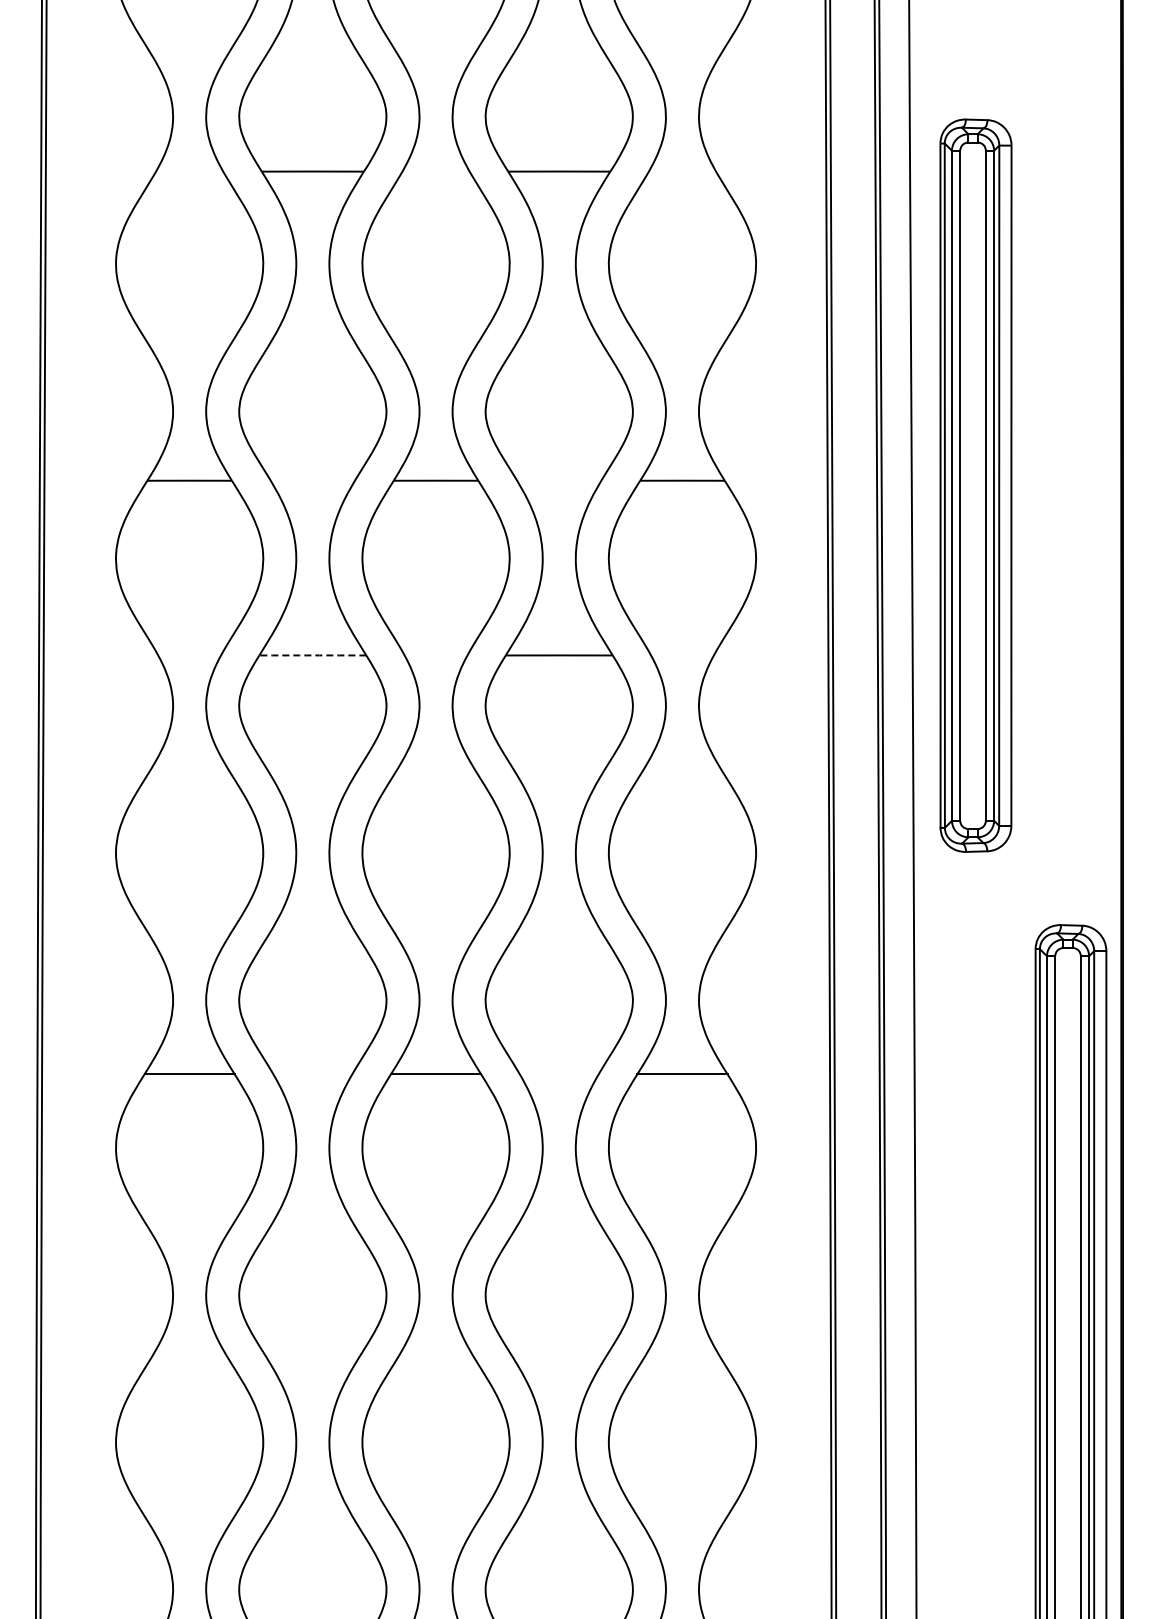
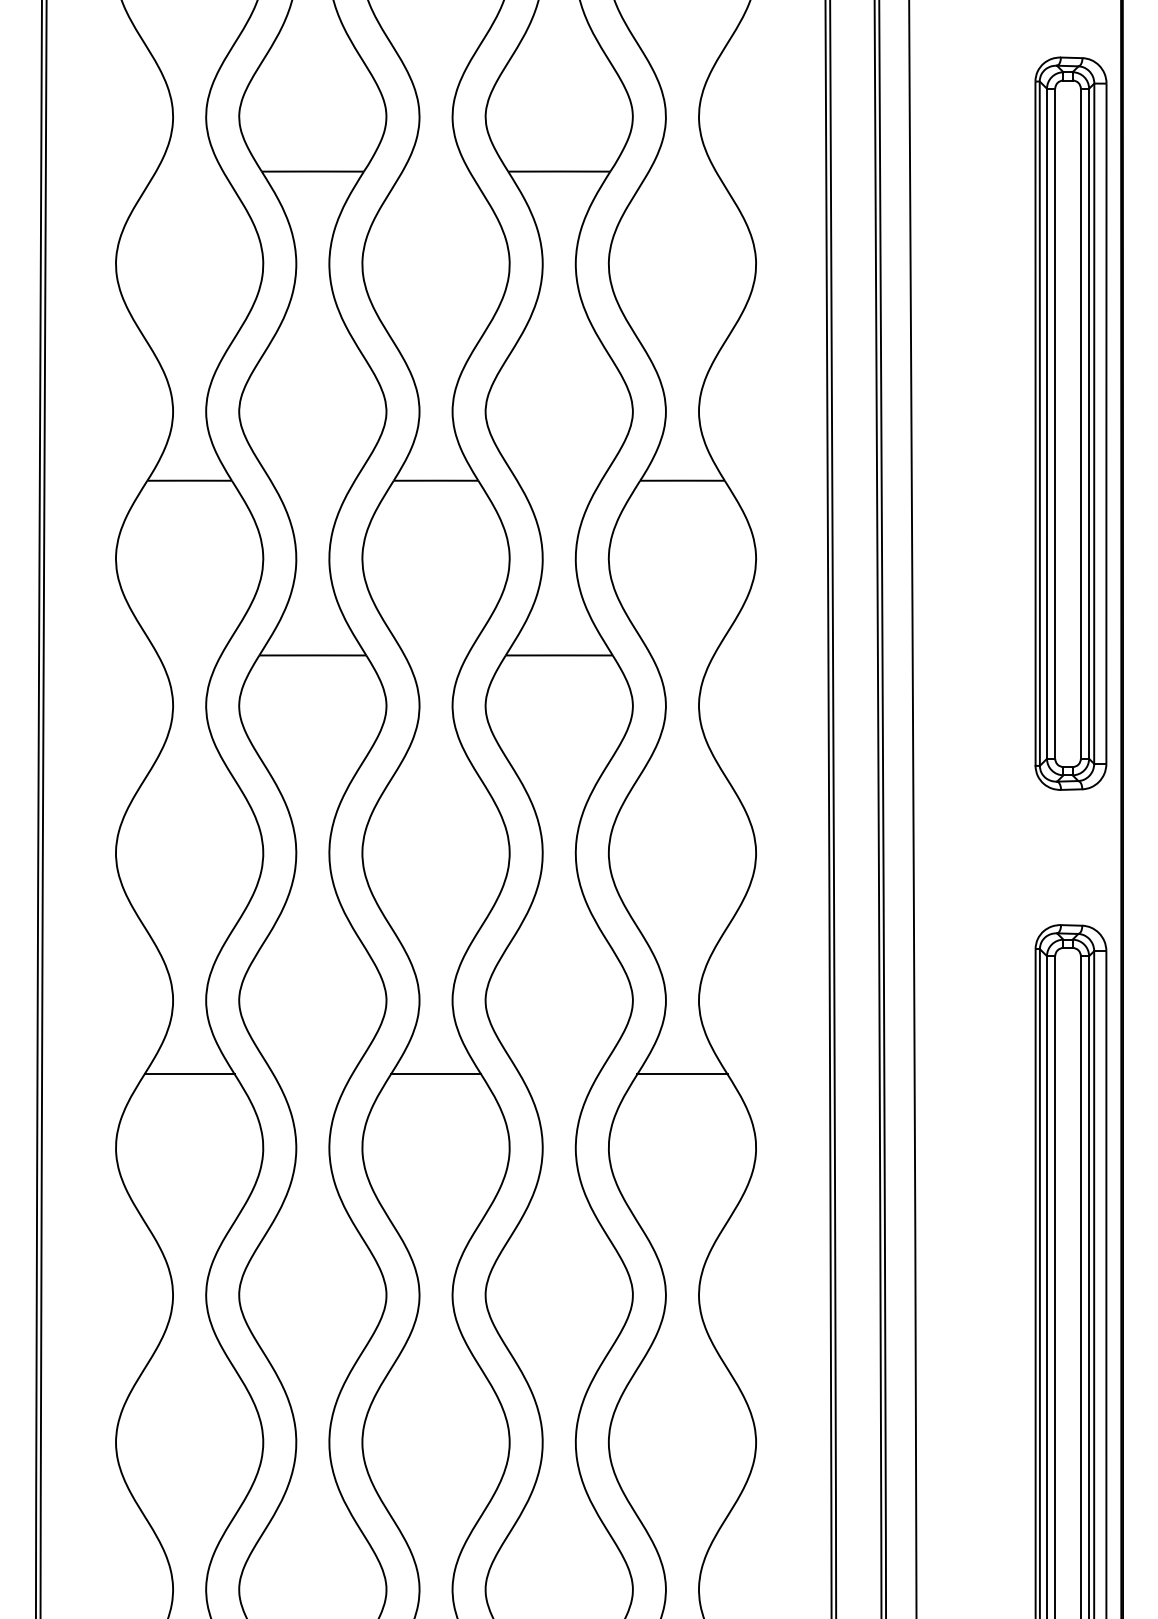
part position: (975, 485) -> (1070, 423) (1070, 423)
arc: dashed -> solid (312, 655)
